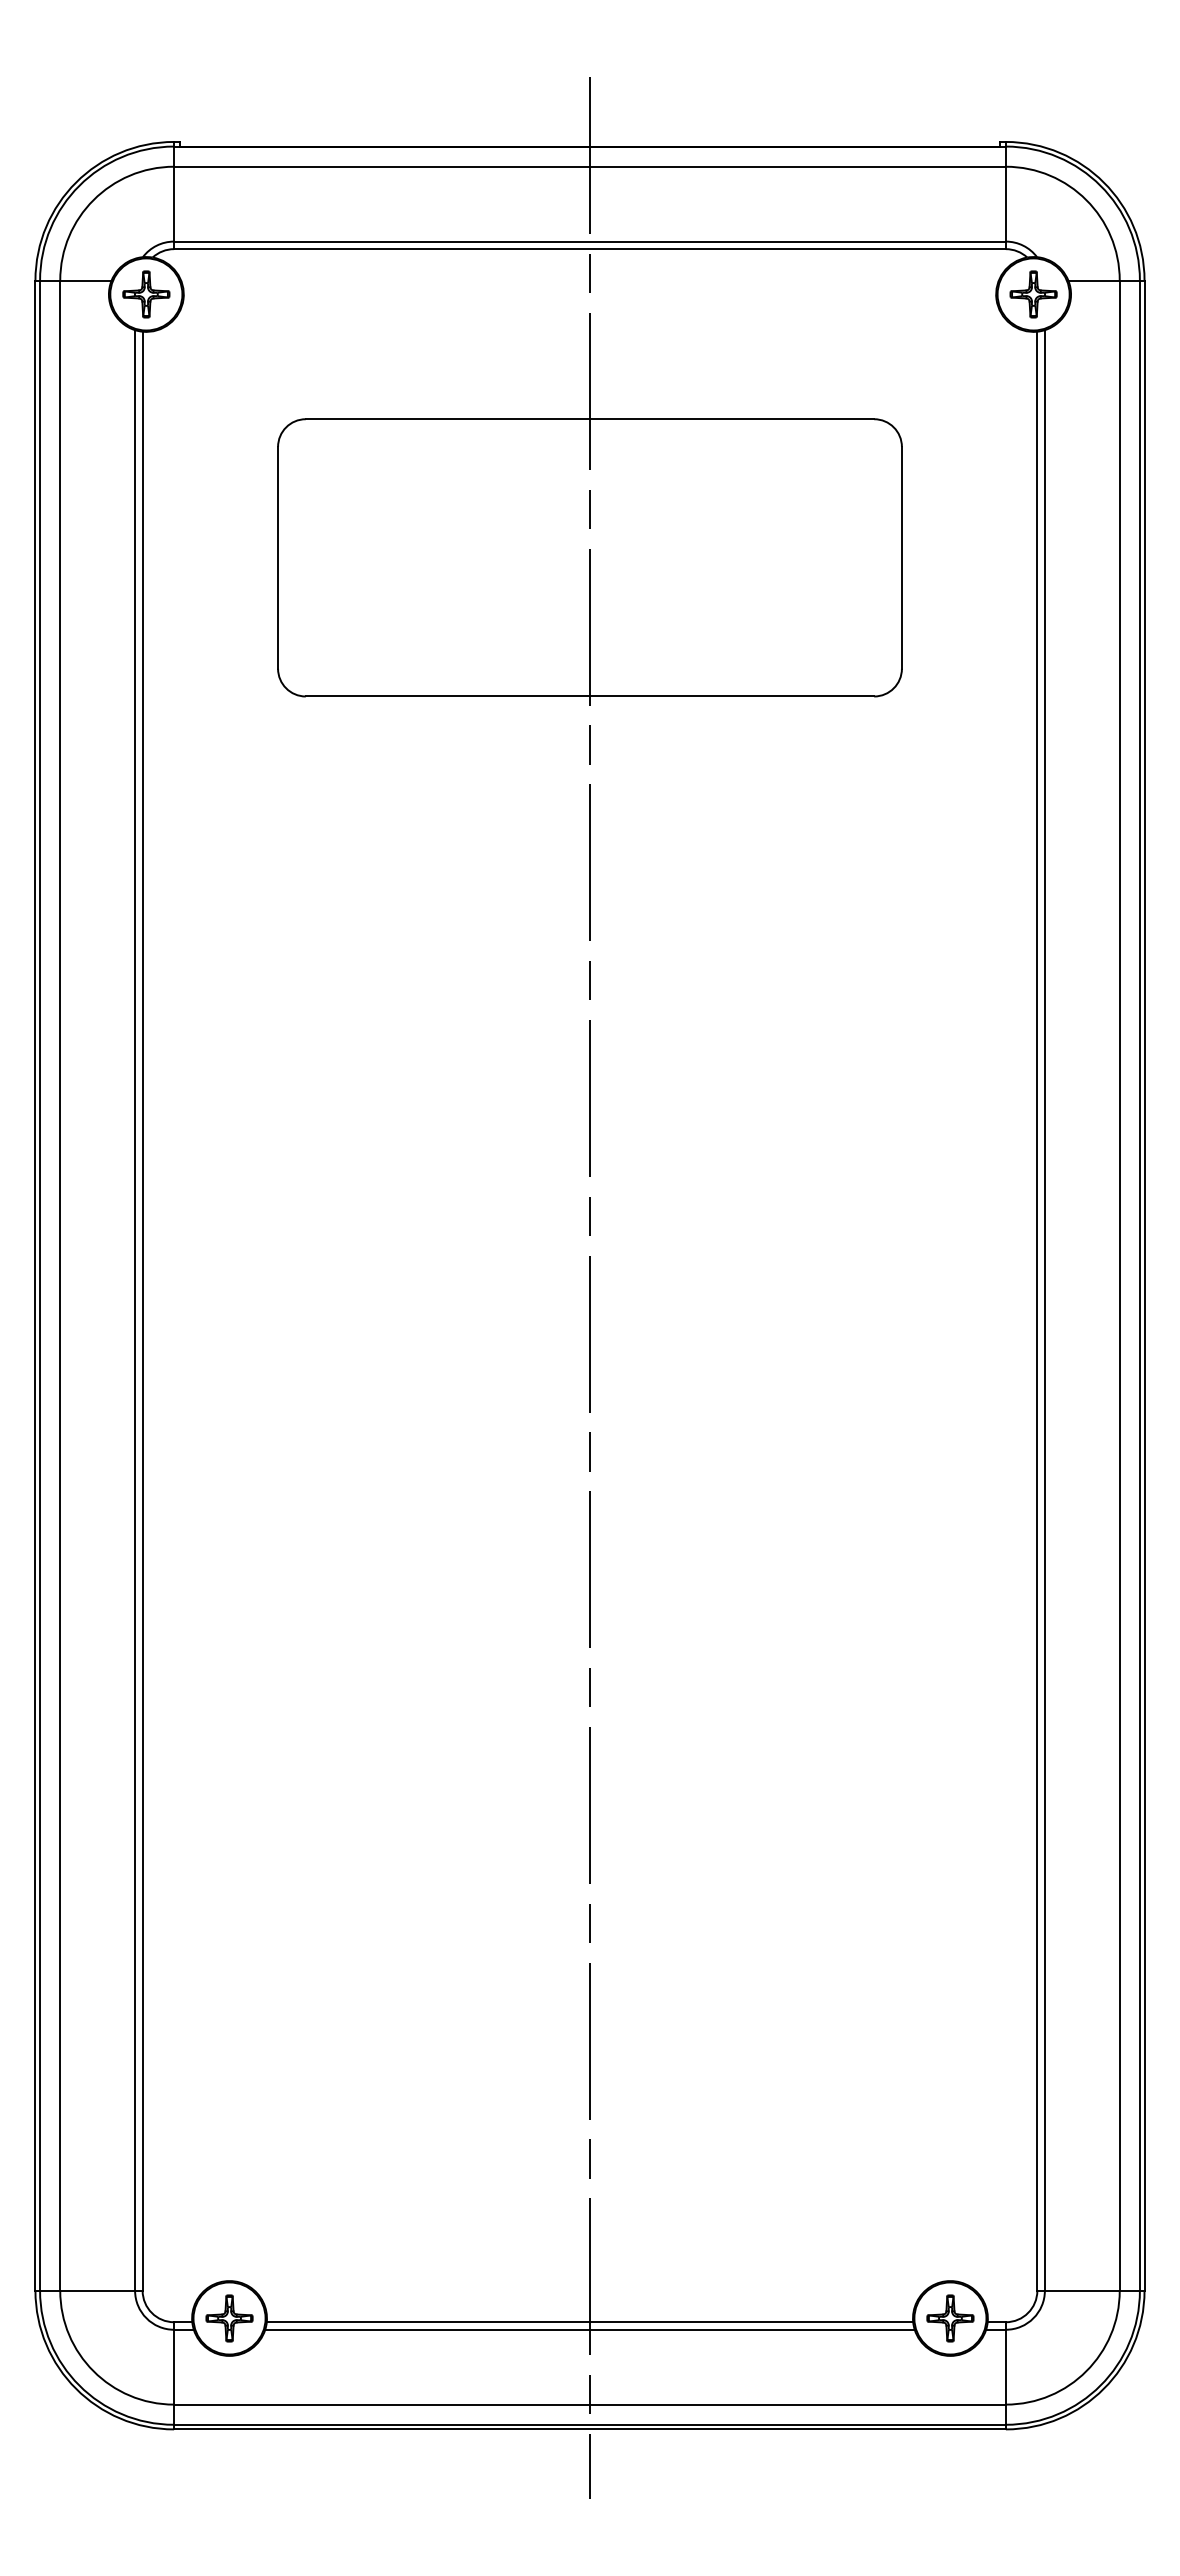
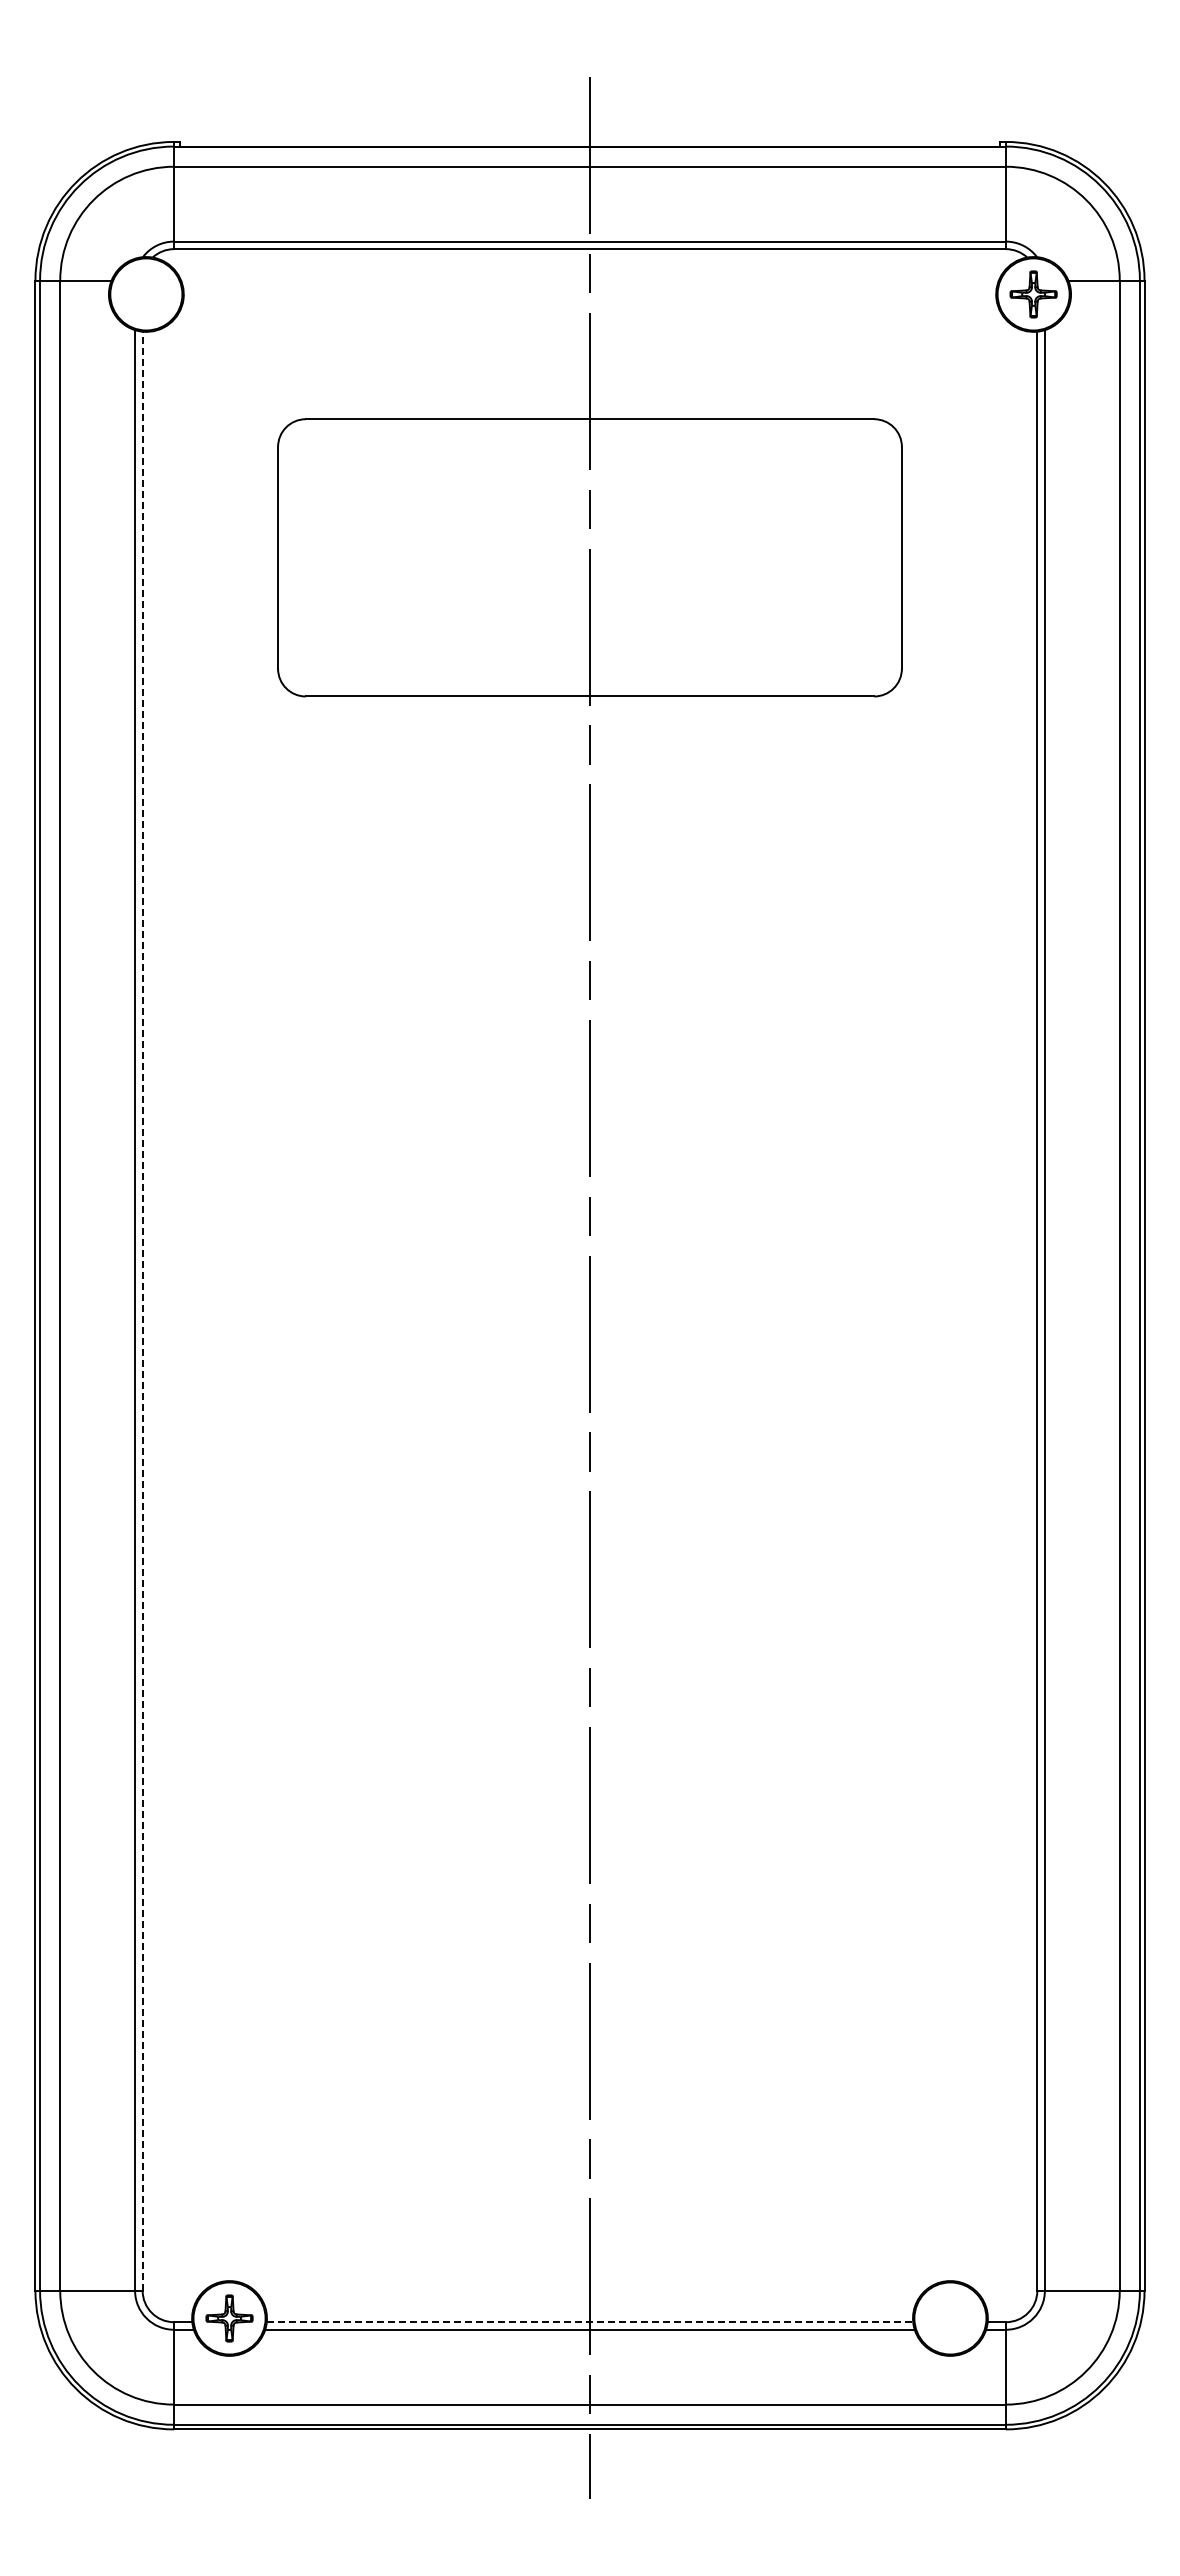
part: present -> none (146, 294)
line: solid -> dashed (142, 1311)
part: present -> none (950, 2318)
line: solid -> dashed (590, 2322)
